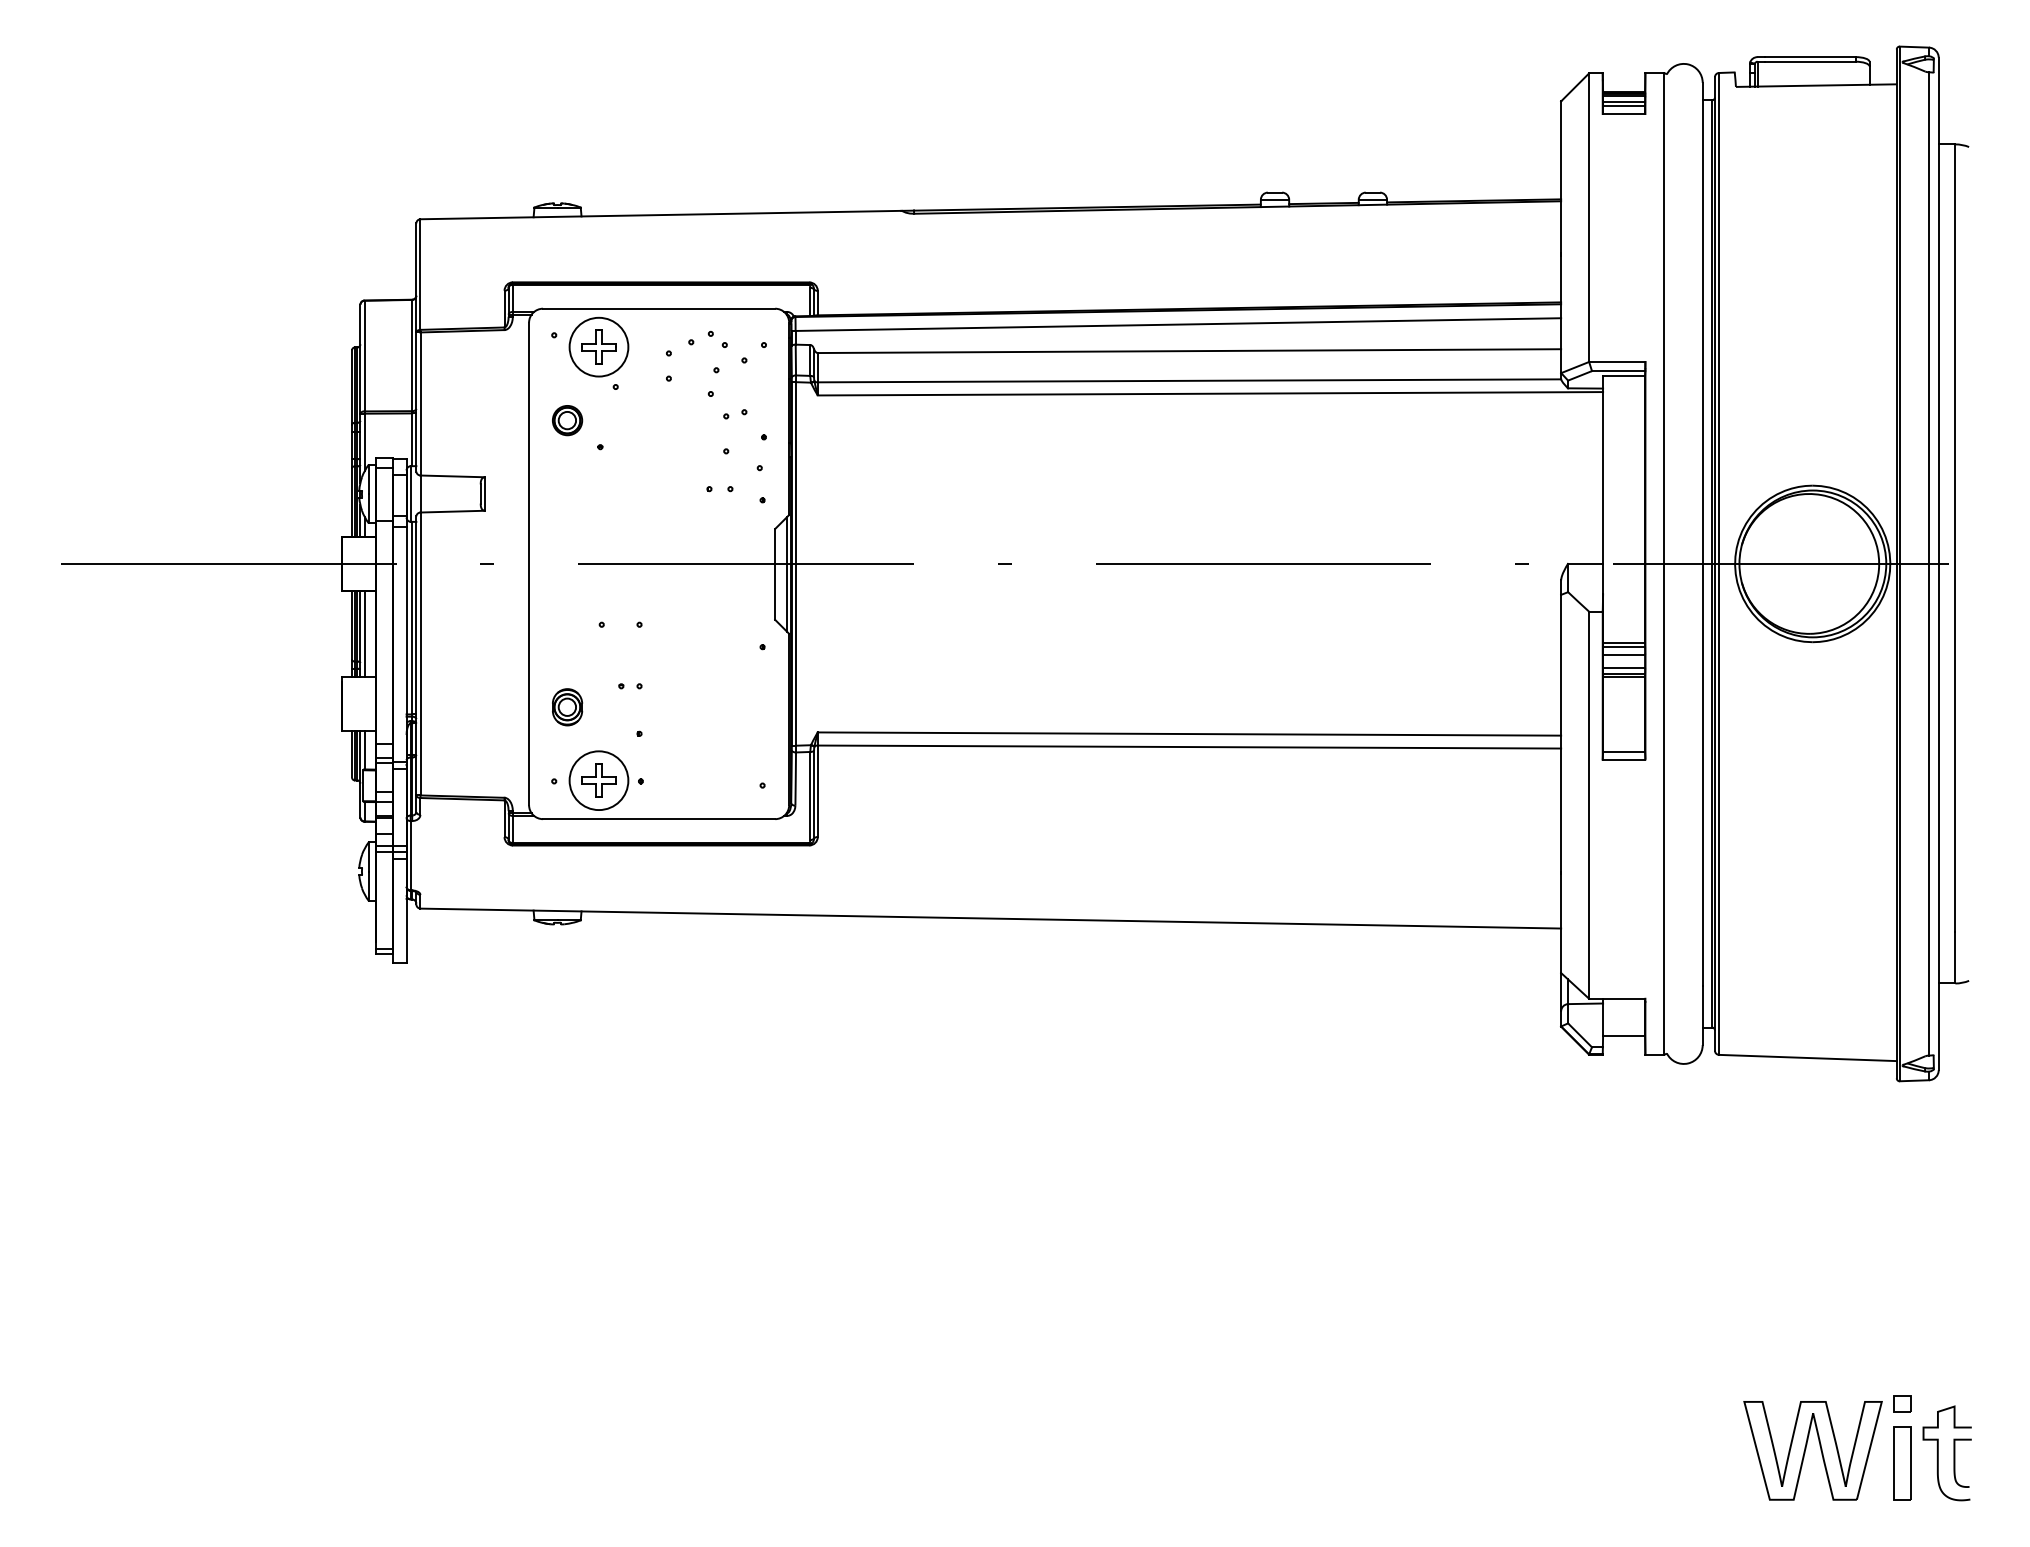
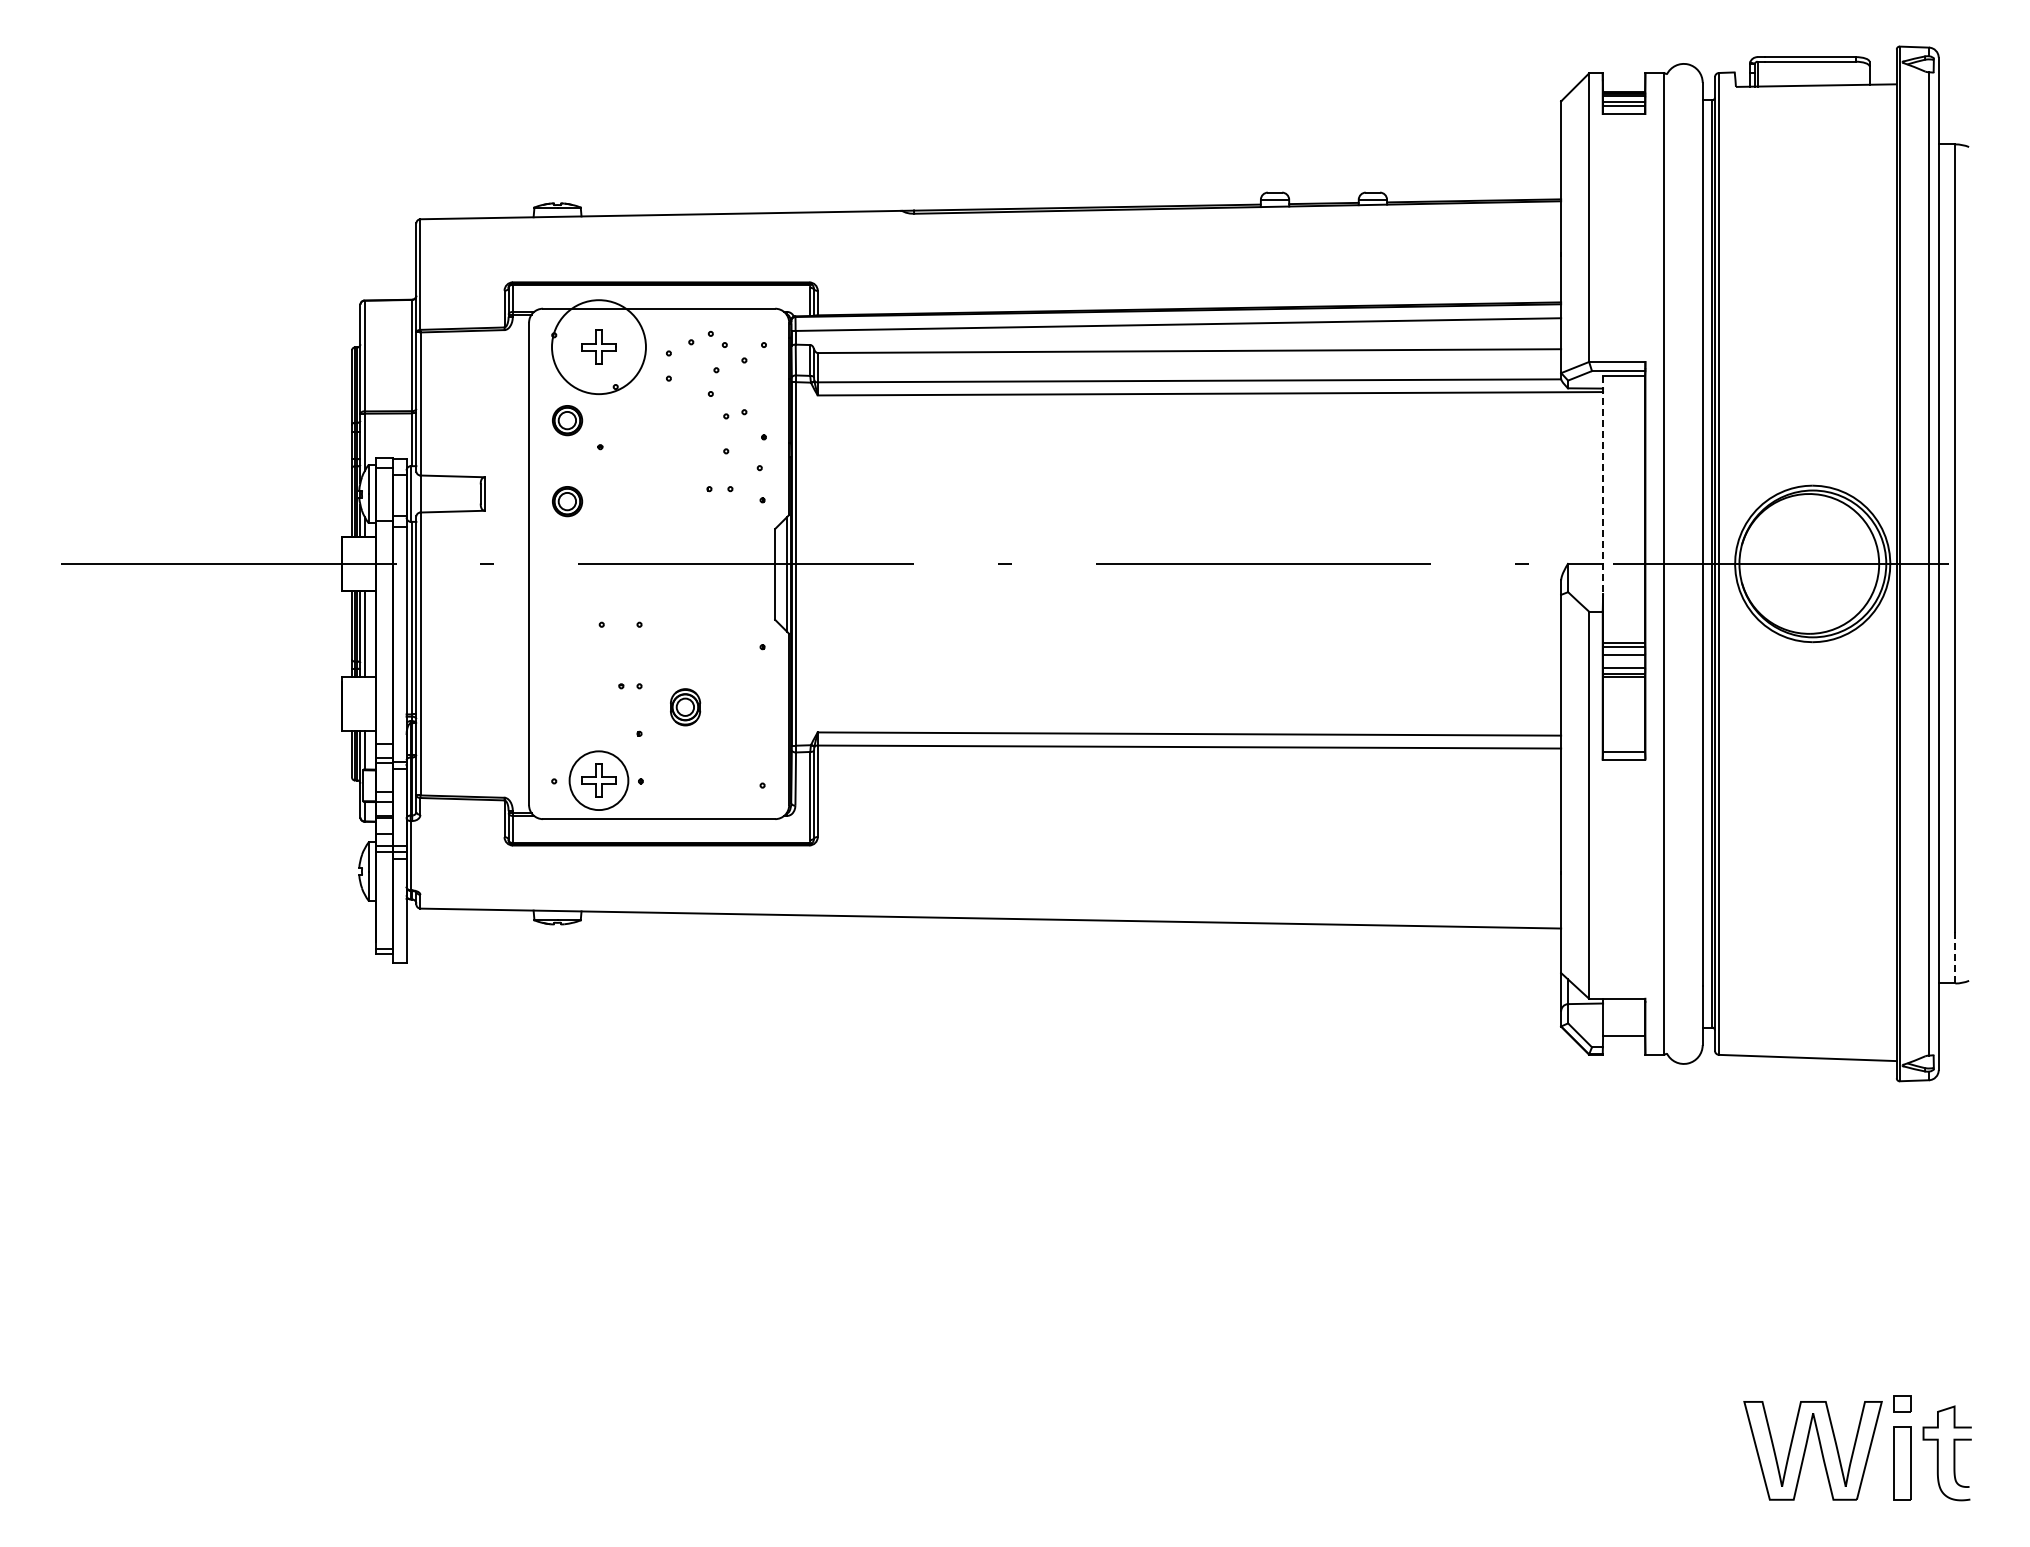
circle diameter: 59 px -> 94 px (598, 347)
line: solid -> dashed (1603, 485)
part: none -> present (567, 501)
part position: (567, 707) -> (685, 707) (685, 707)
line: solid -> dashed (1955, 957)
